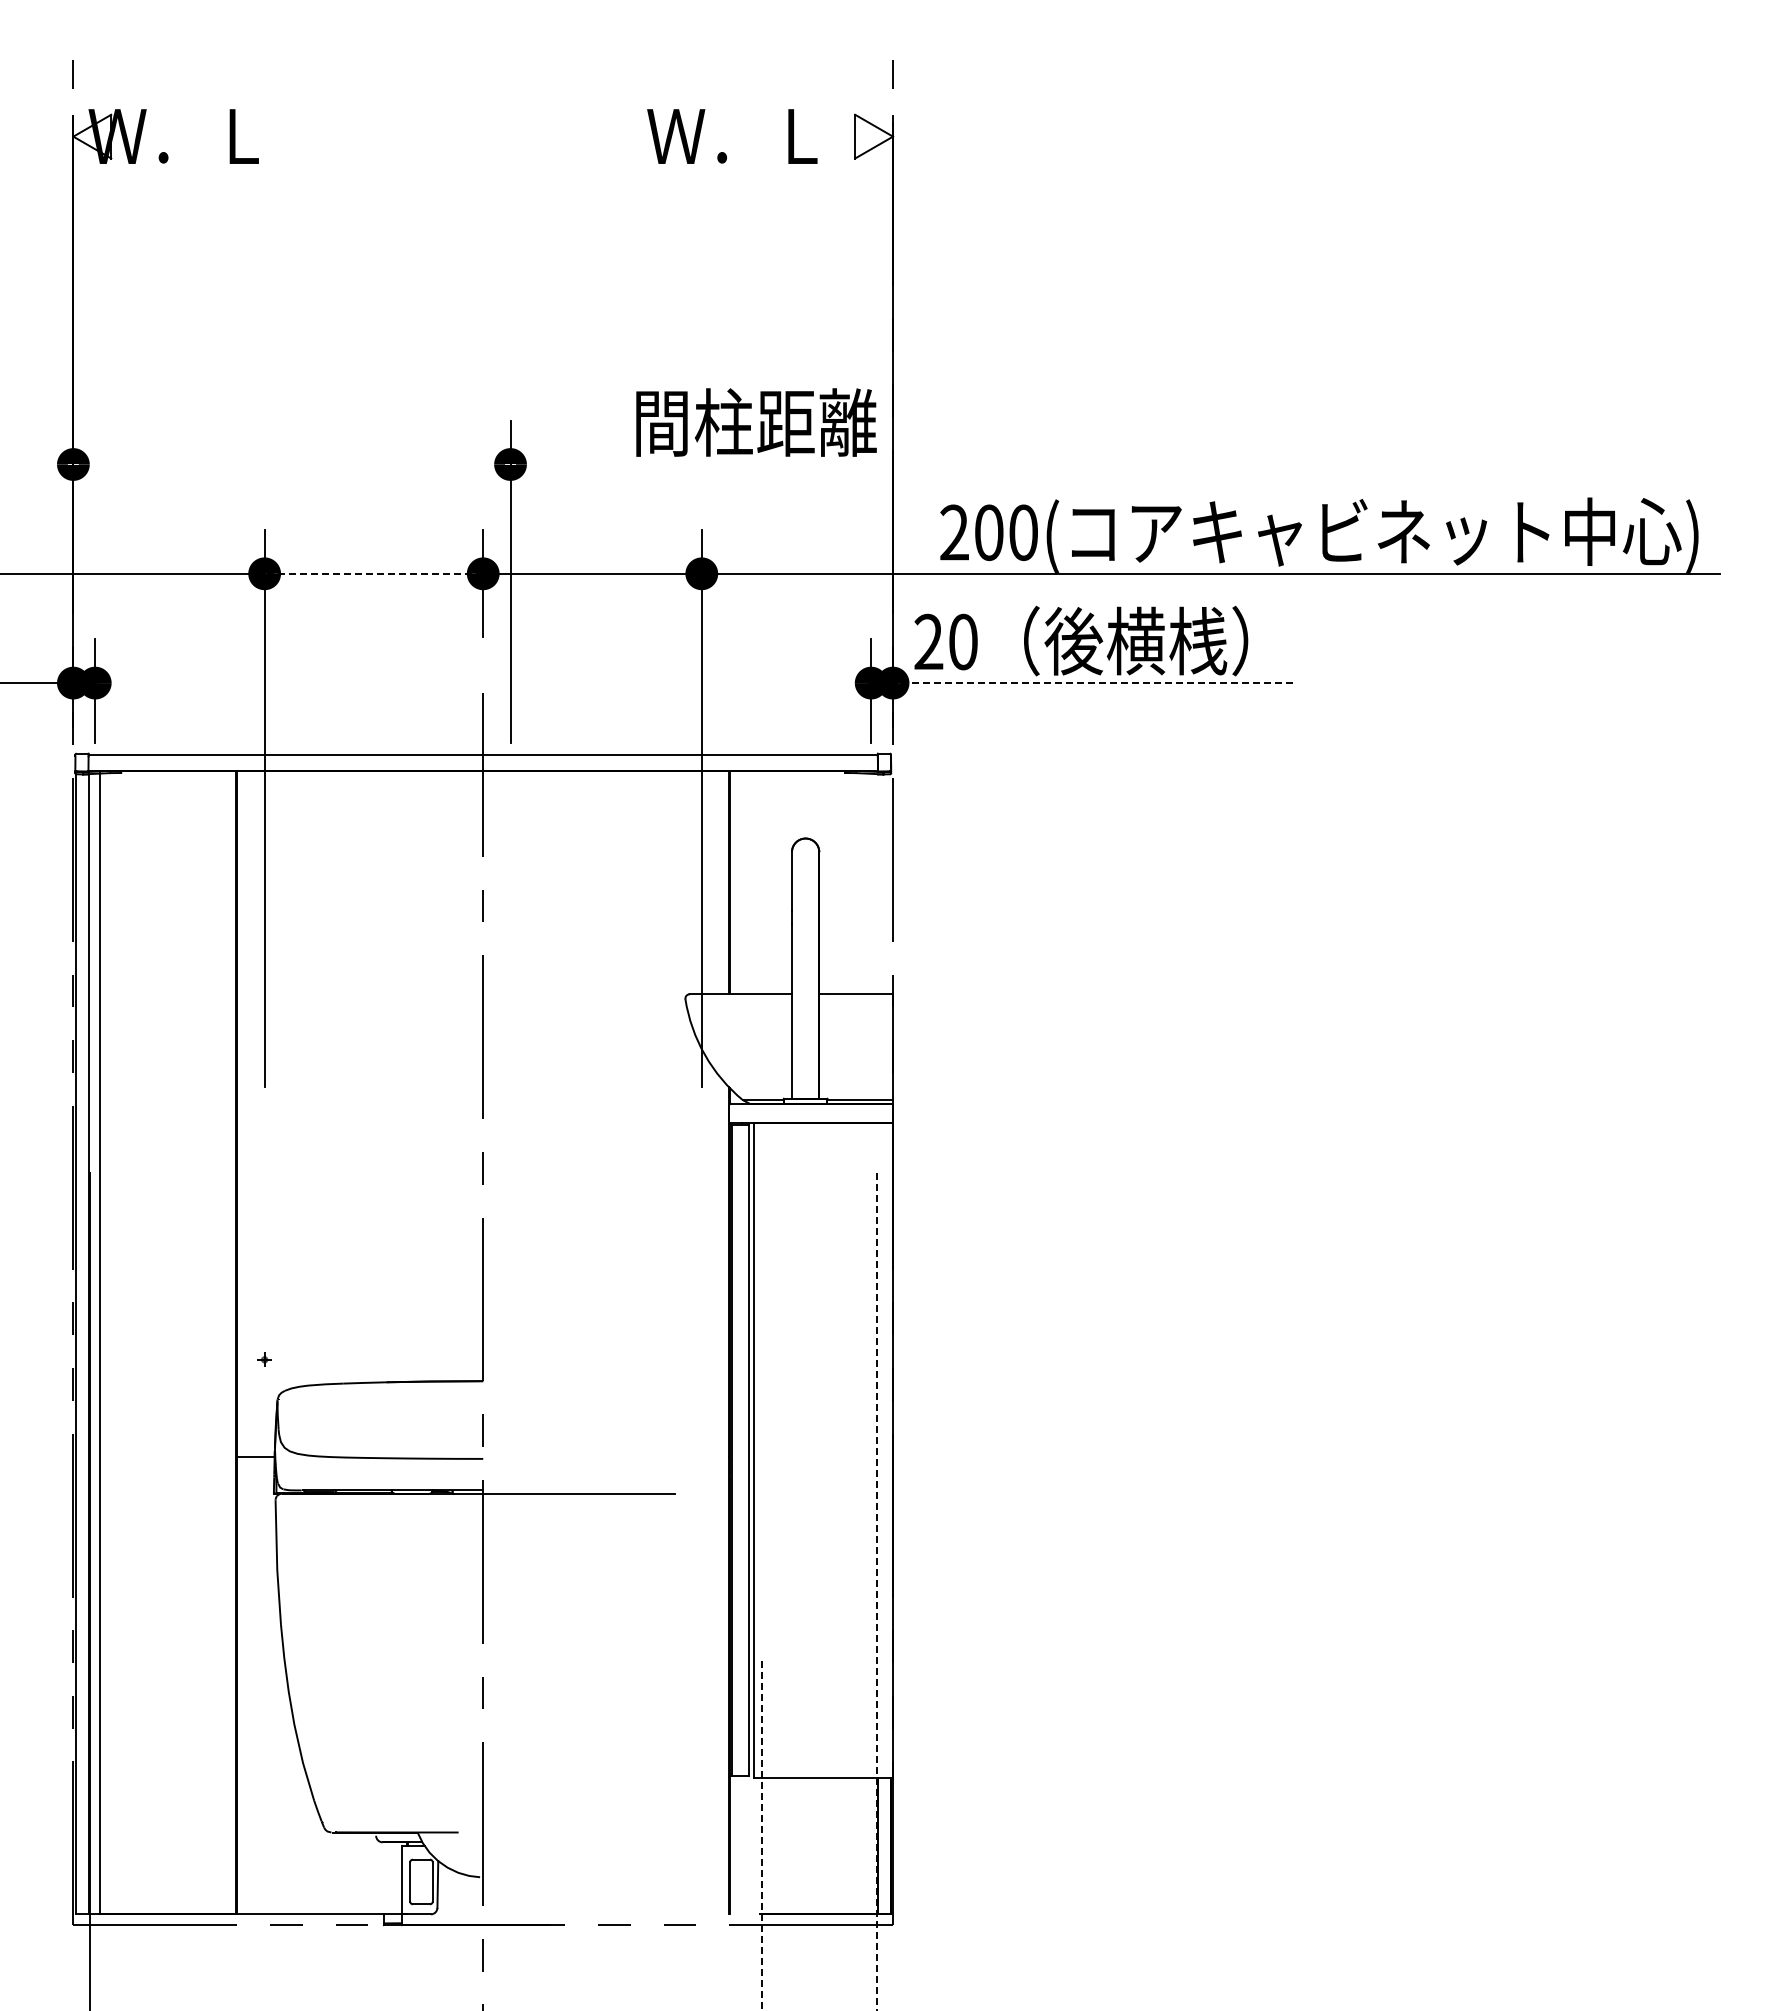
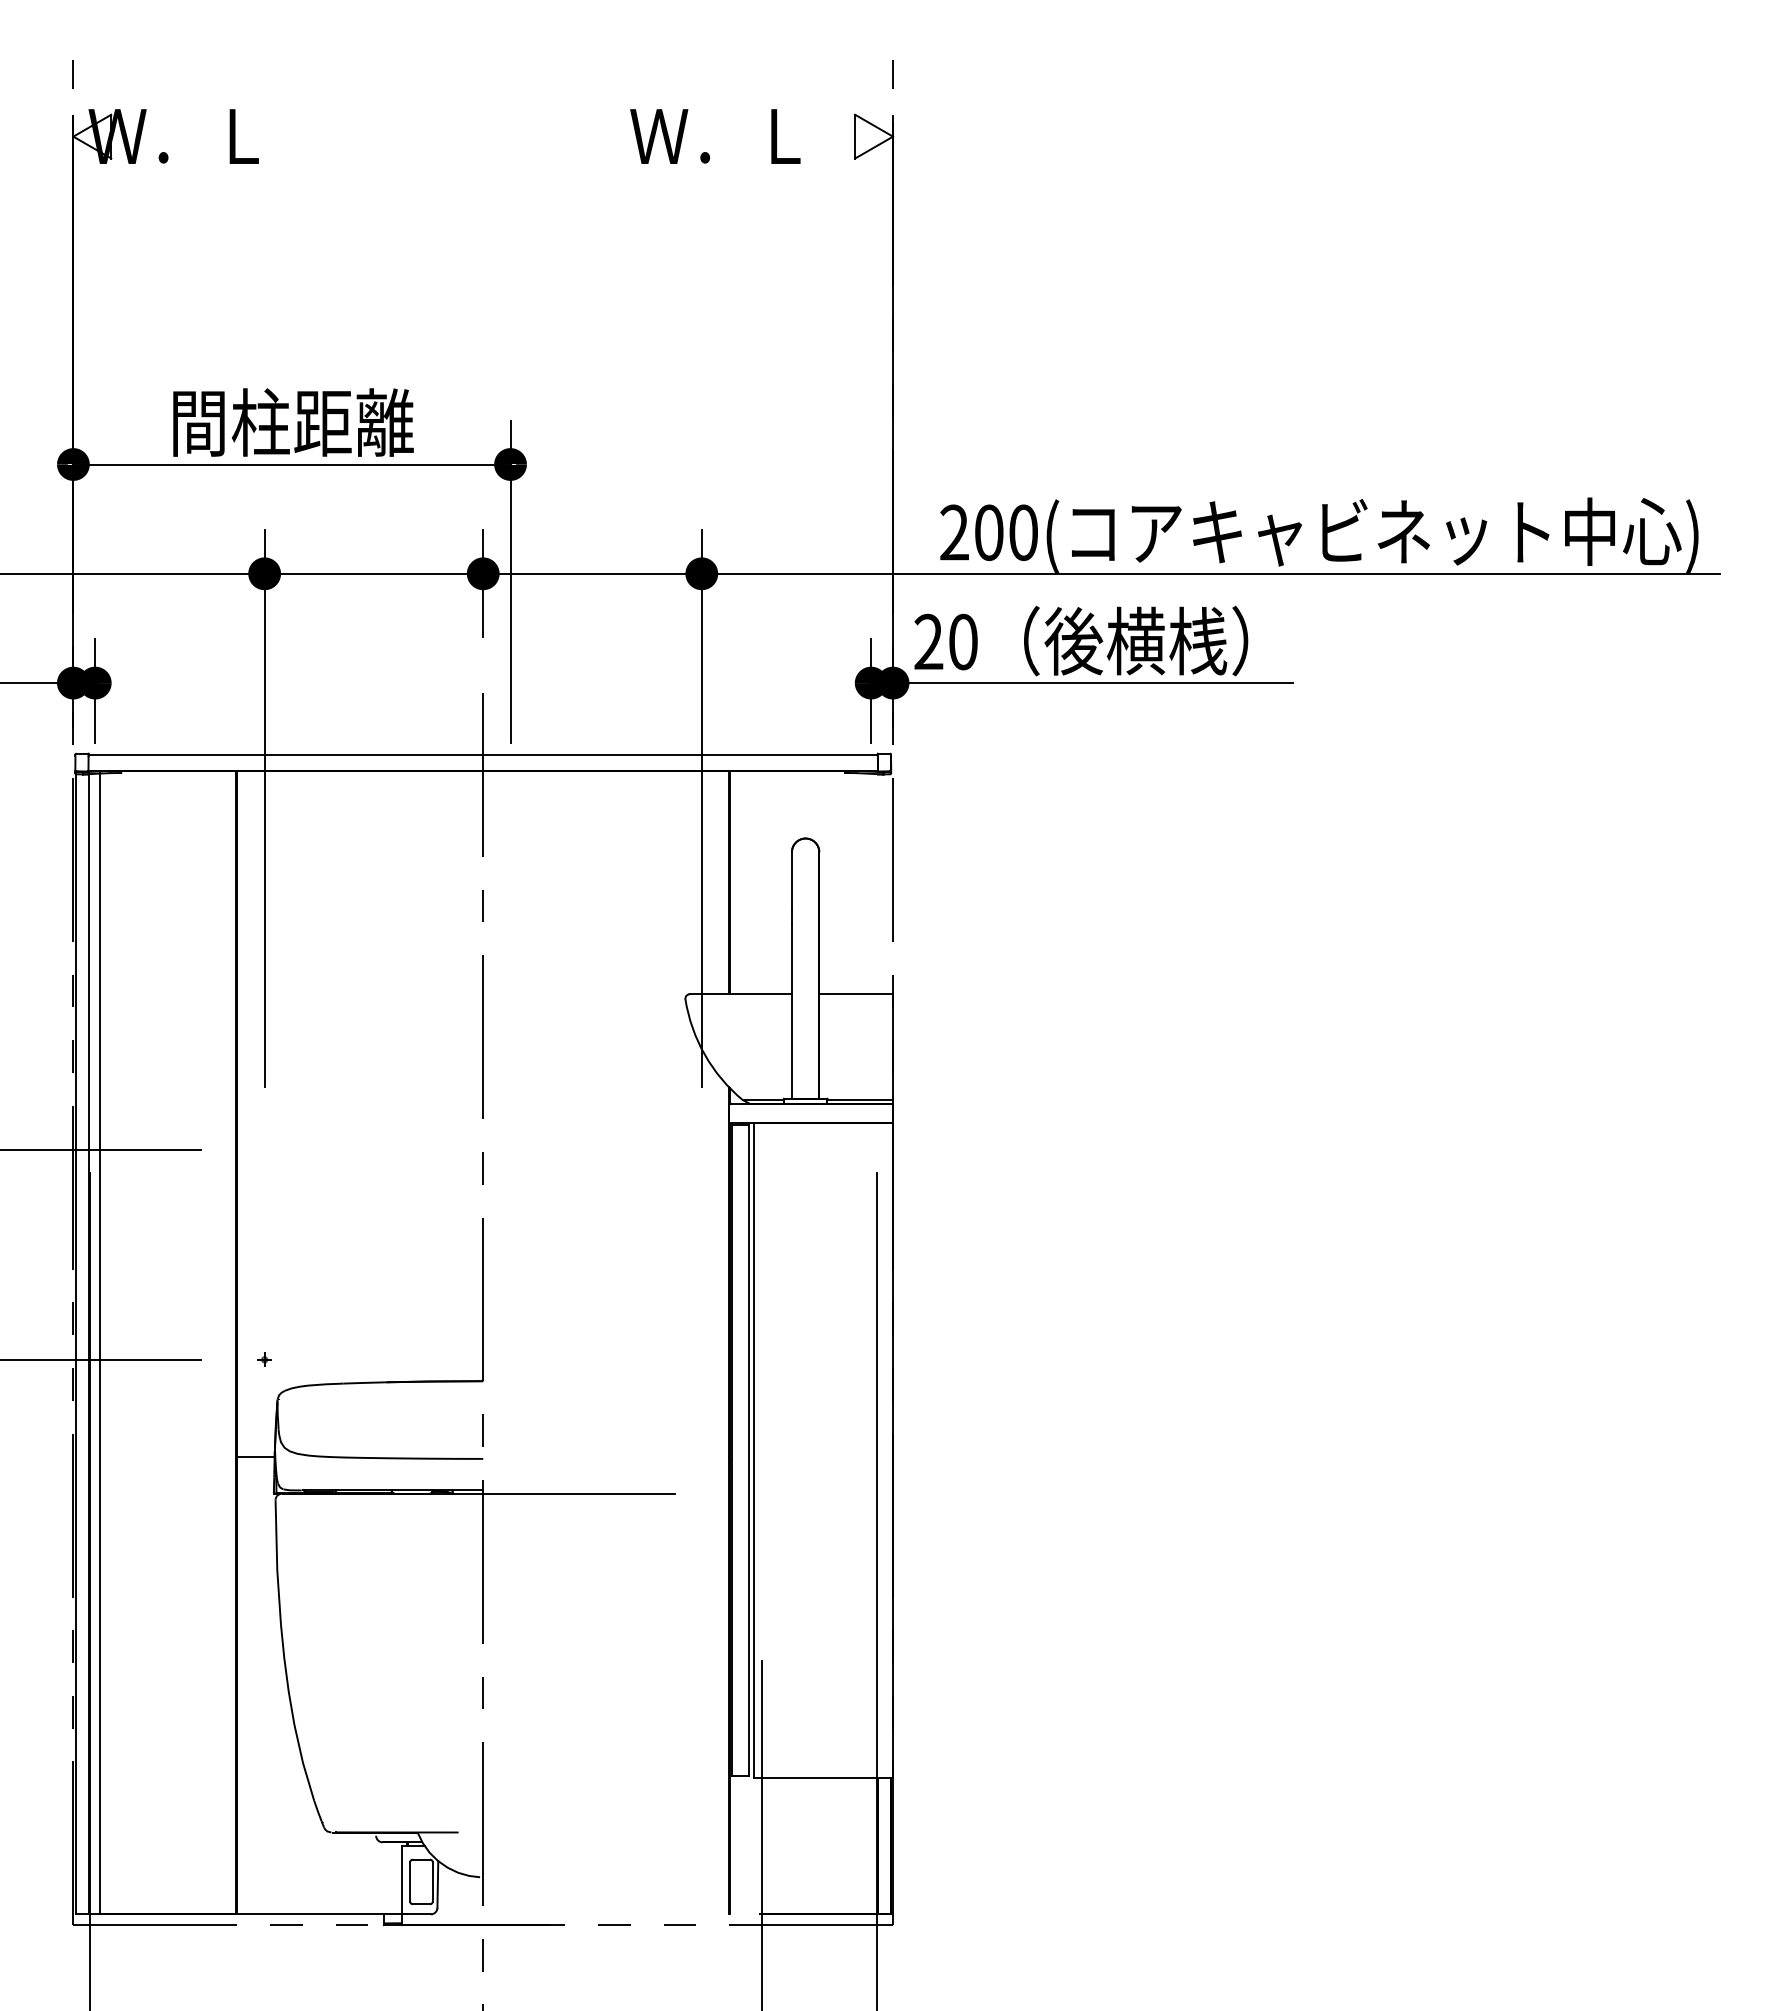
text position: (732, 136) -> (715, 136) (715, 136)
text position: (756, 422) -> (293, 422) (293, 422)
line: none -> present (291, 464)
line: dashed -> solid (373, 573)
line: dashed -> solid (1092, 683)
line: none -> present (101, 1150)
line: none -> present (101, 1359)
line: dashed -> solid (876, 1591)
line: dashed -> solid (761, 1835)
